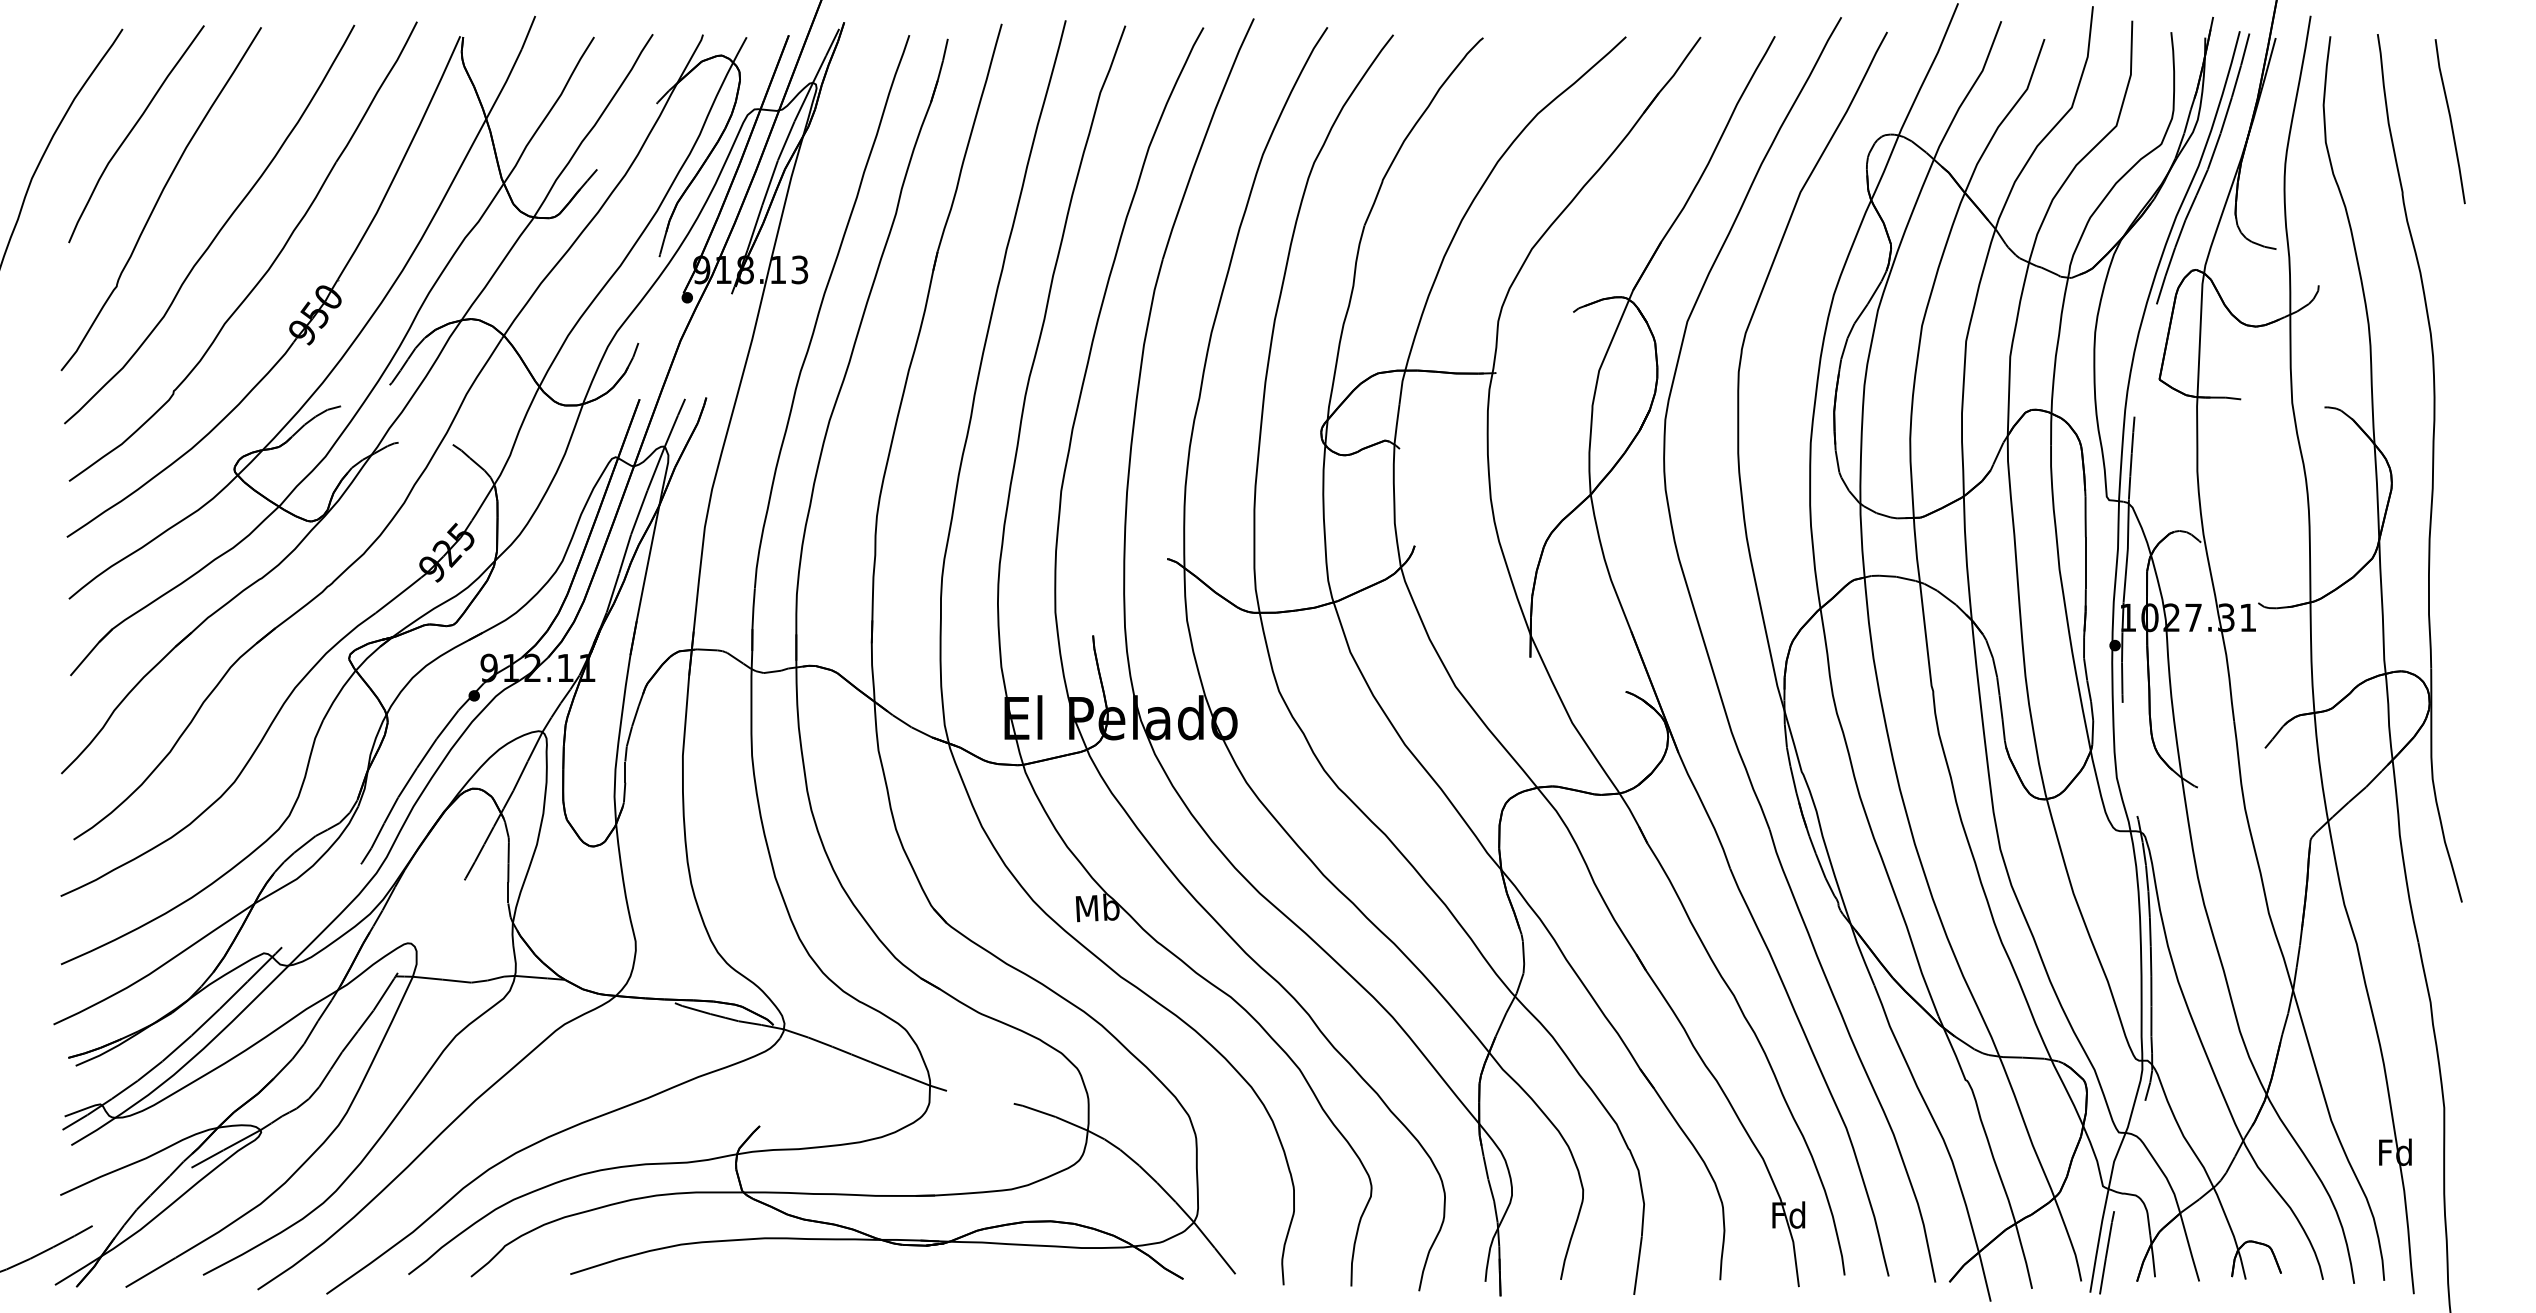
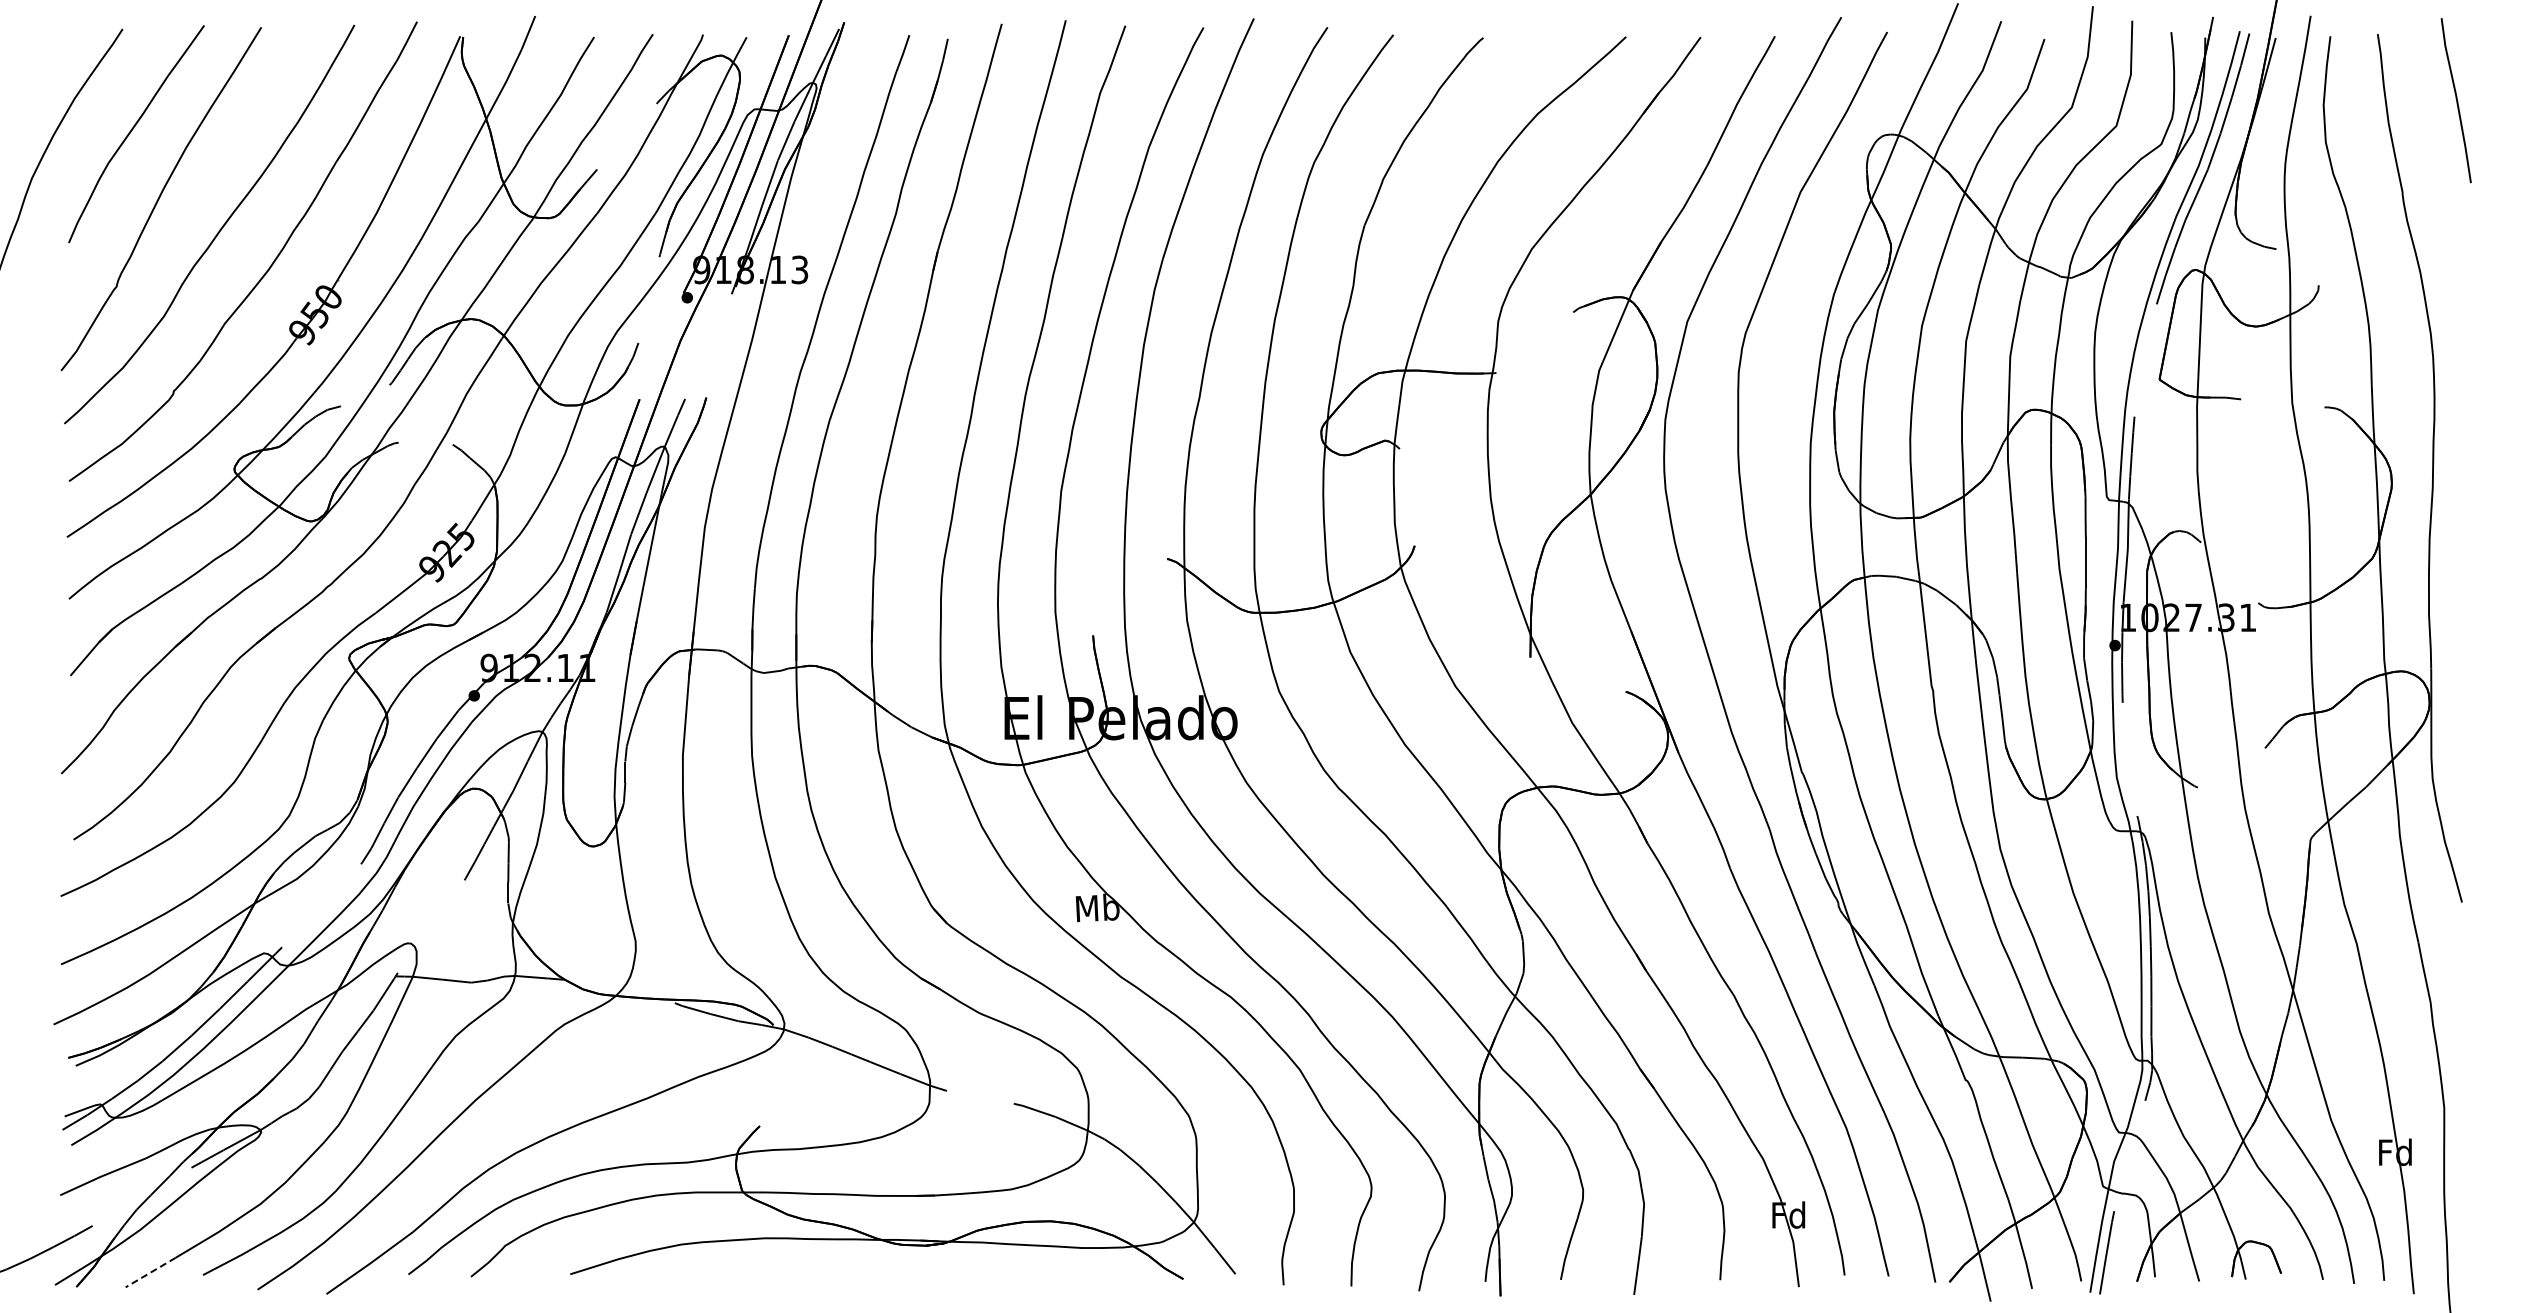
curve position: (2450, 121) -> (2456, 100) (2456, 100)
line: solid -> dashed (150, 1272)
